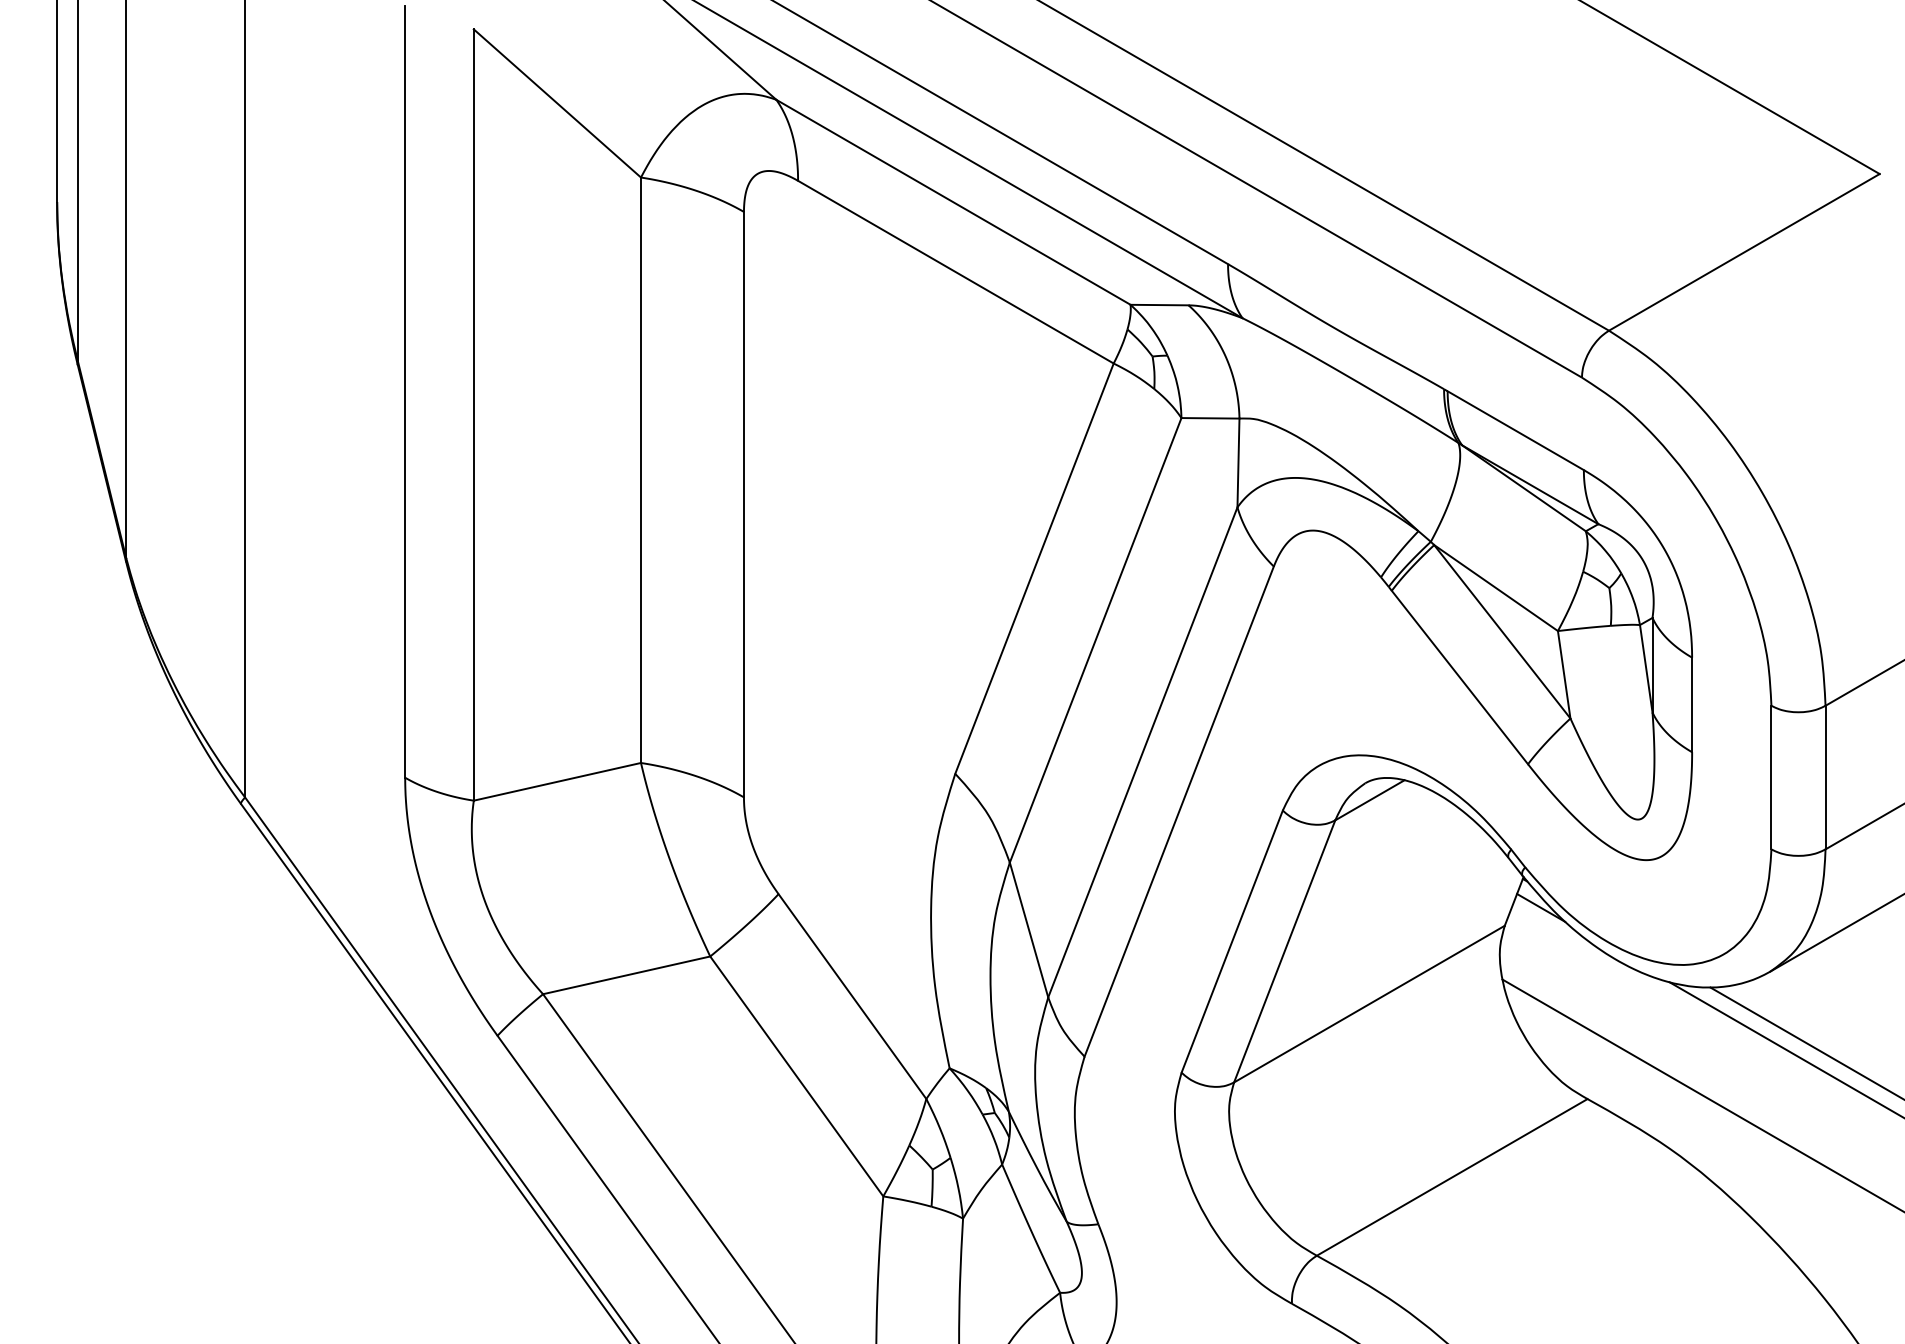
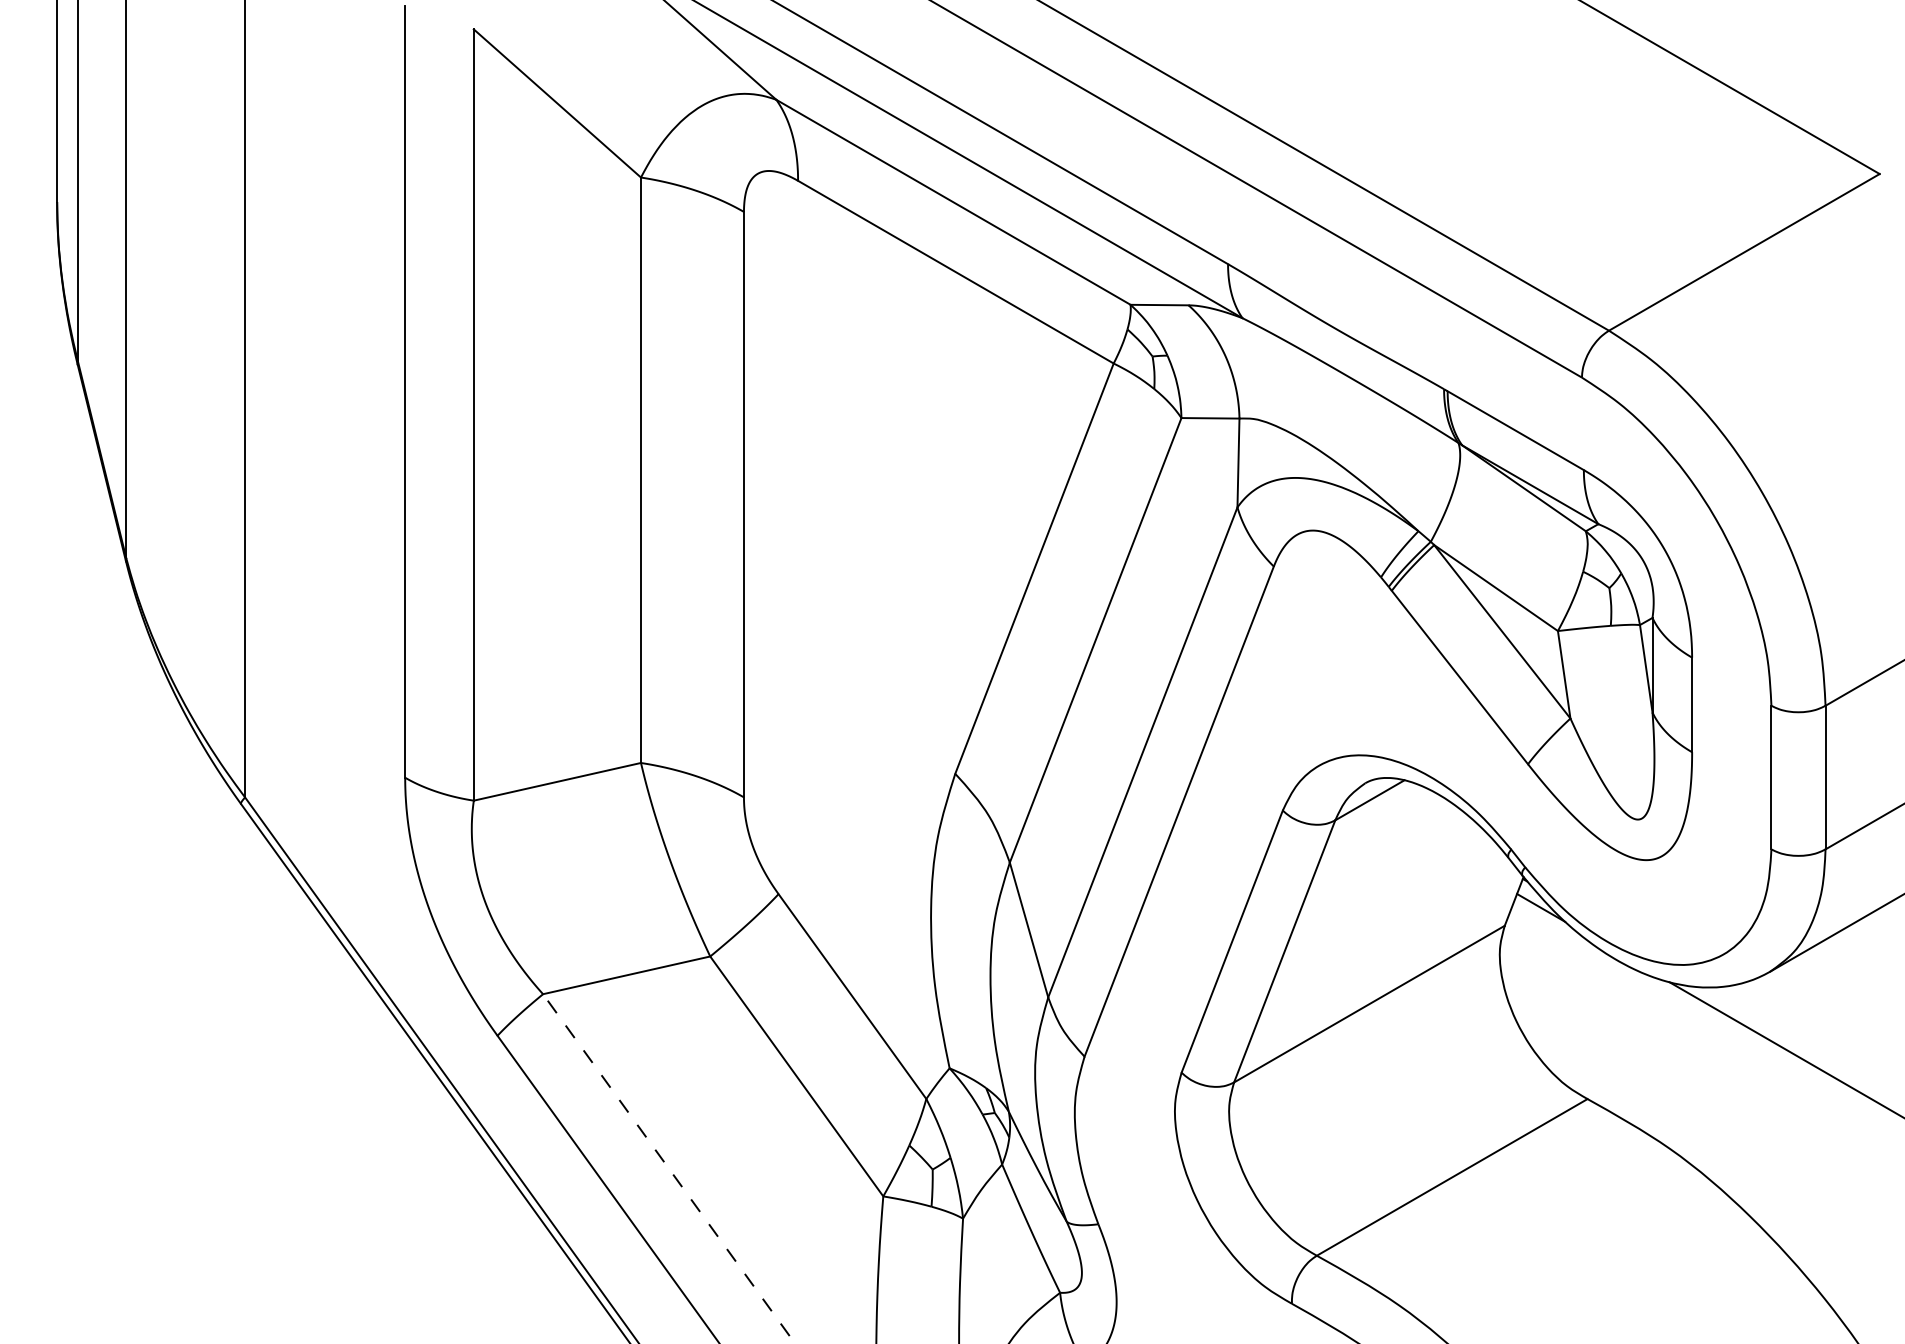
line: present -> none (1805, 1042)
line: present -> none (1701, 1094)
line: solid -> dashed (668, 1168)
